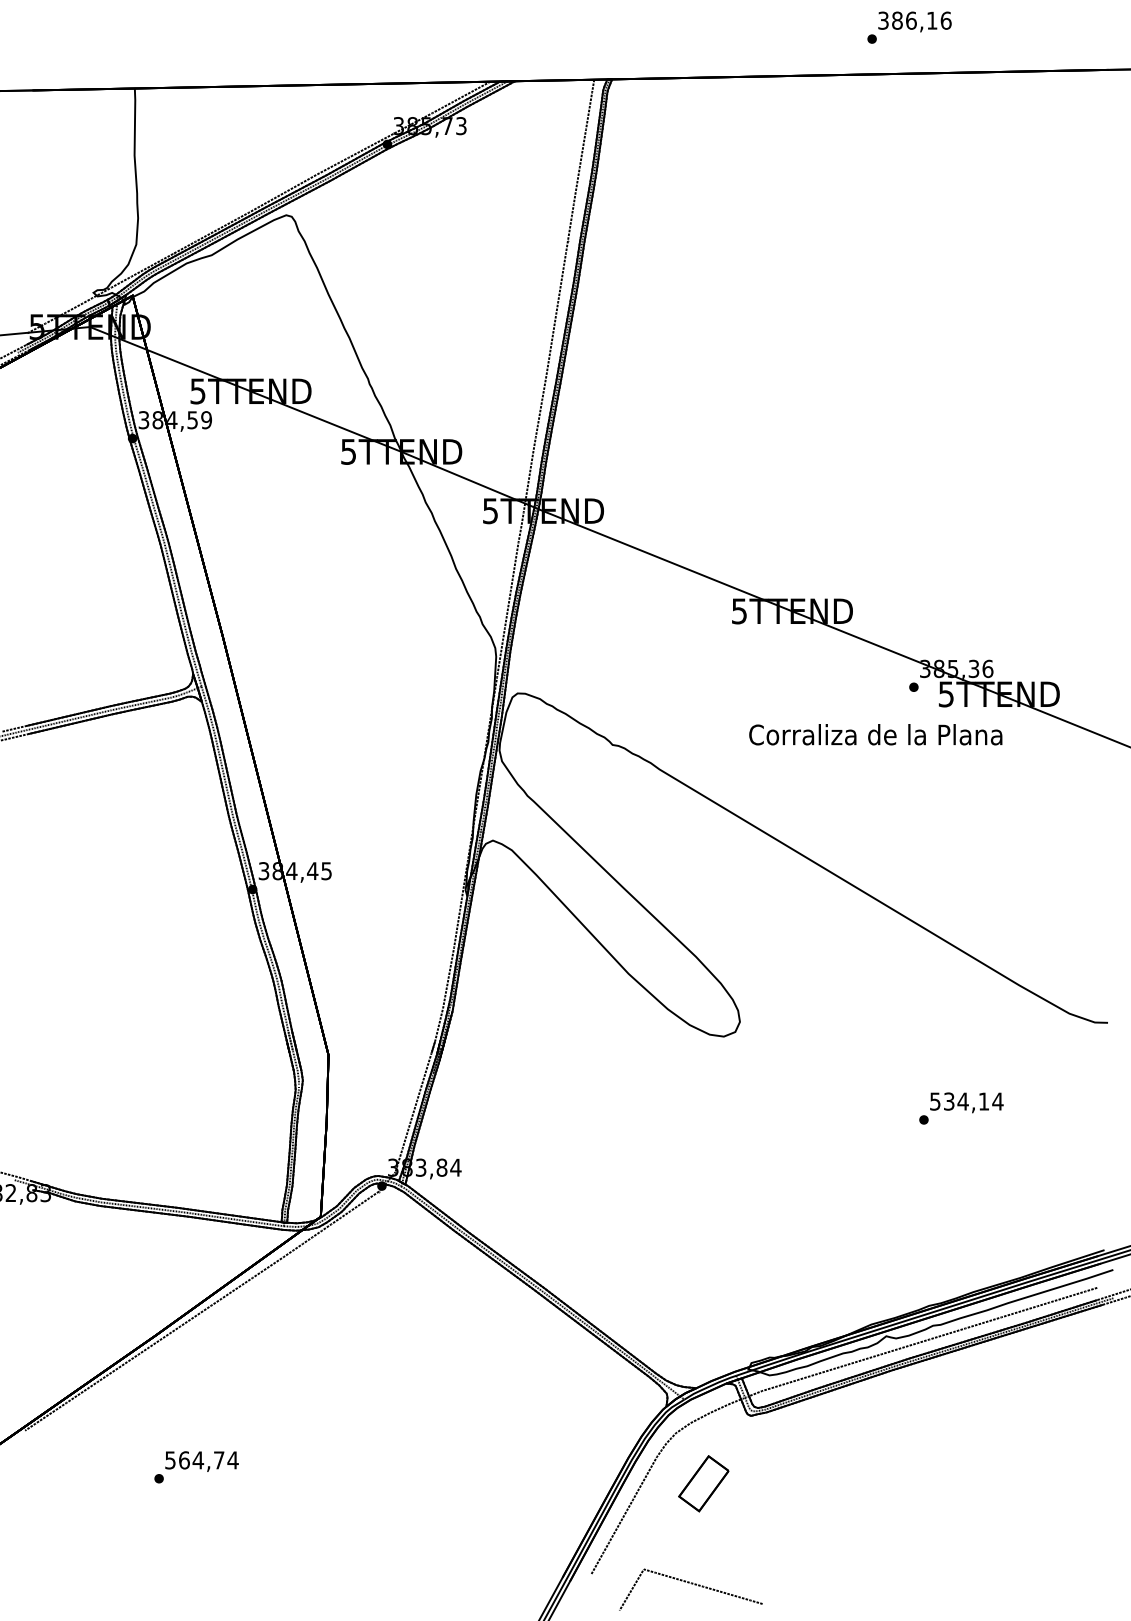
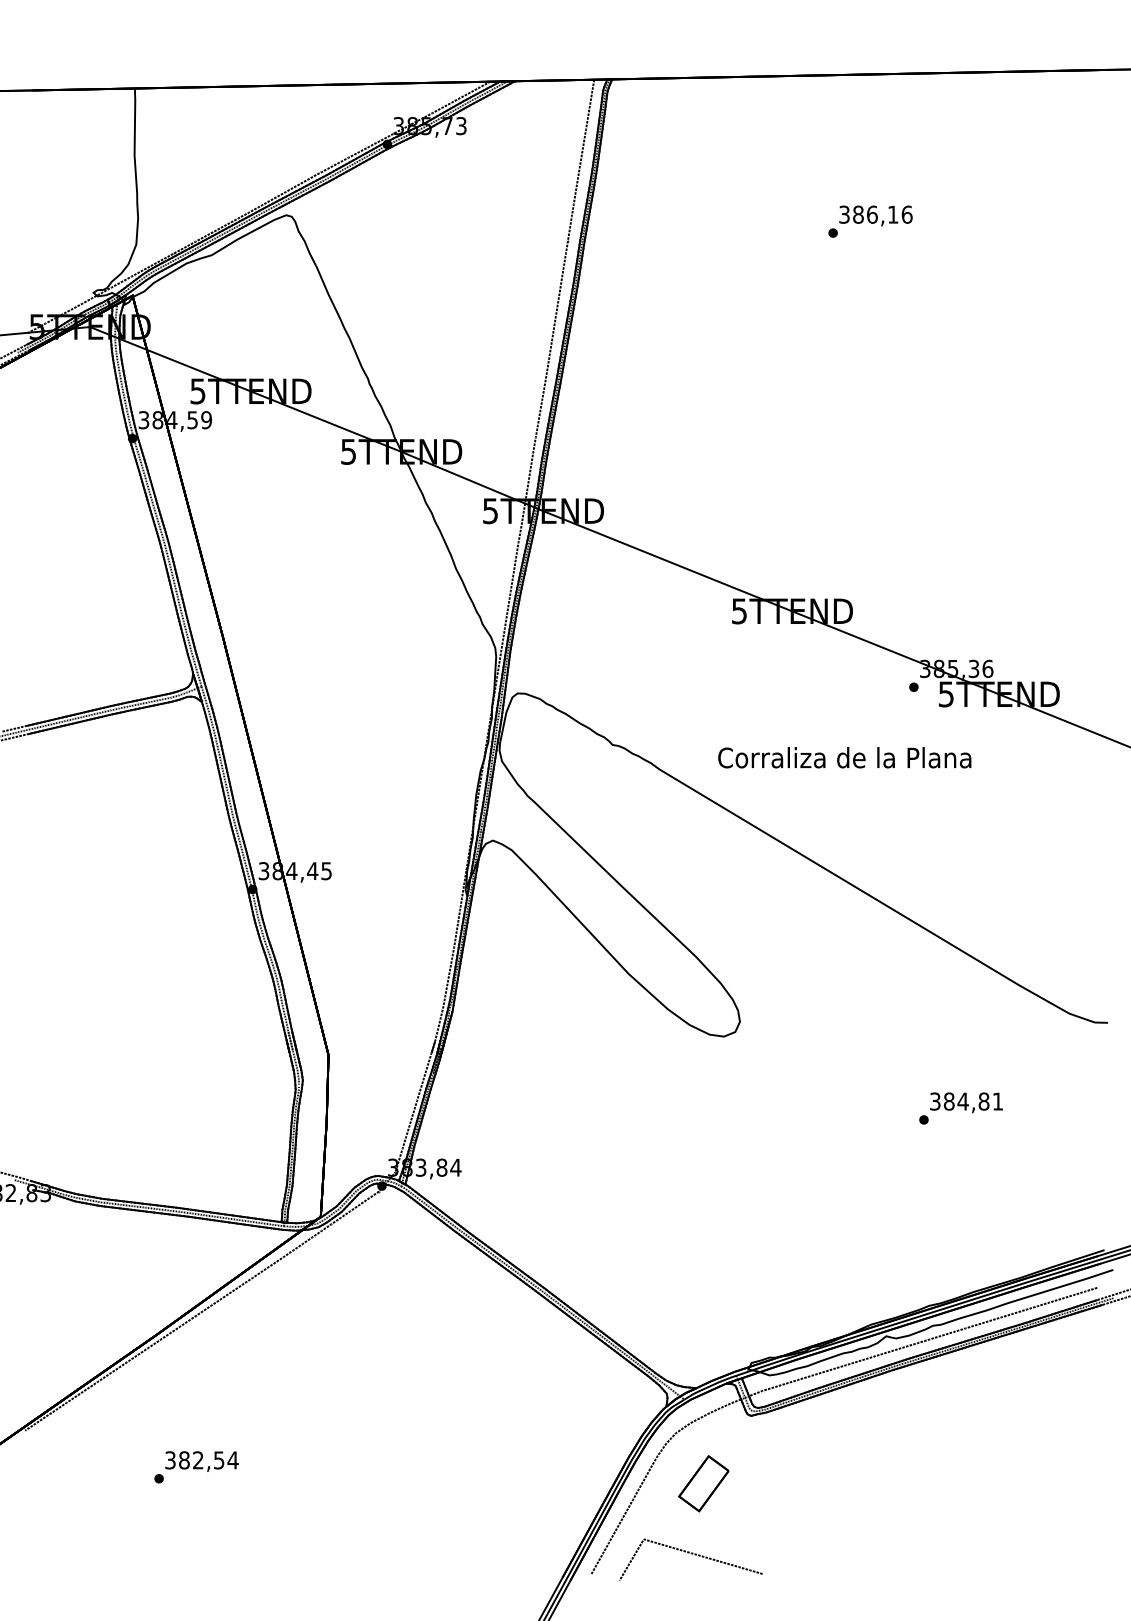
text position: (909, 27) -> (870, 221) (870, 221)
text position: (875, 734) -> (844, 757) (844, 757)
text: 534,14 -> 384,81 (966, 1101)
text: 564,74 -> 382,54 (194, 1460)
curve position: (691, 1584) -> (691, 1554) (691, 1554)
